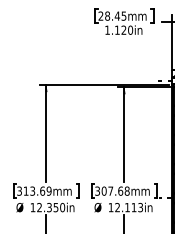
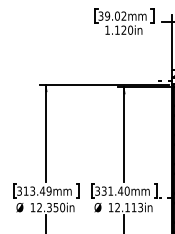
text: 28.45mm -> 39.02mm (112, 15)
text: 313.69mm -> 313.49mm (41, 190)
text: 307.68mm -> 331.40mm (115, 190)
